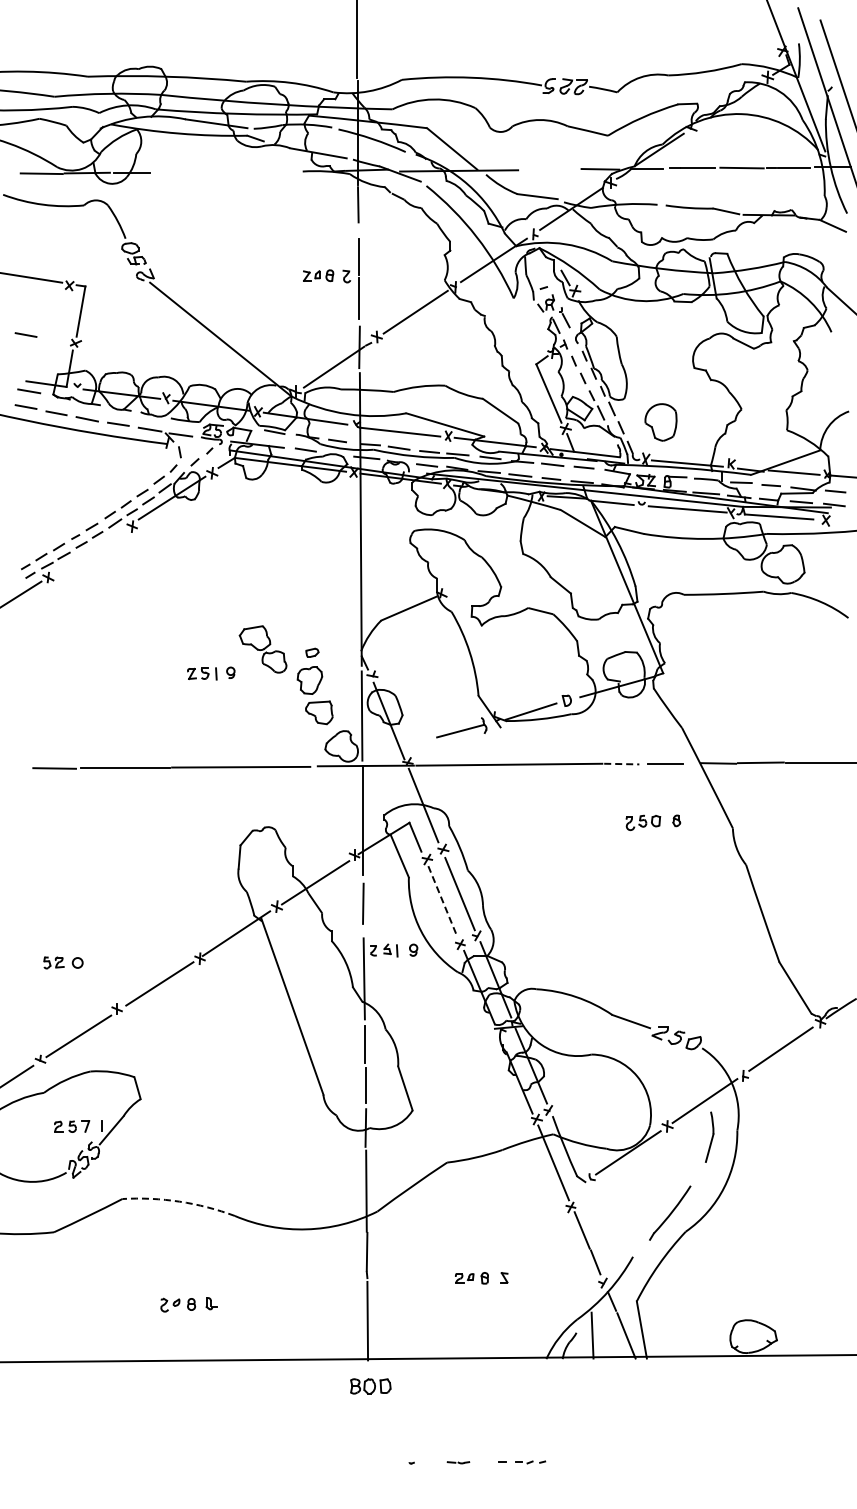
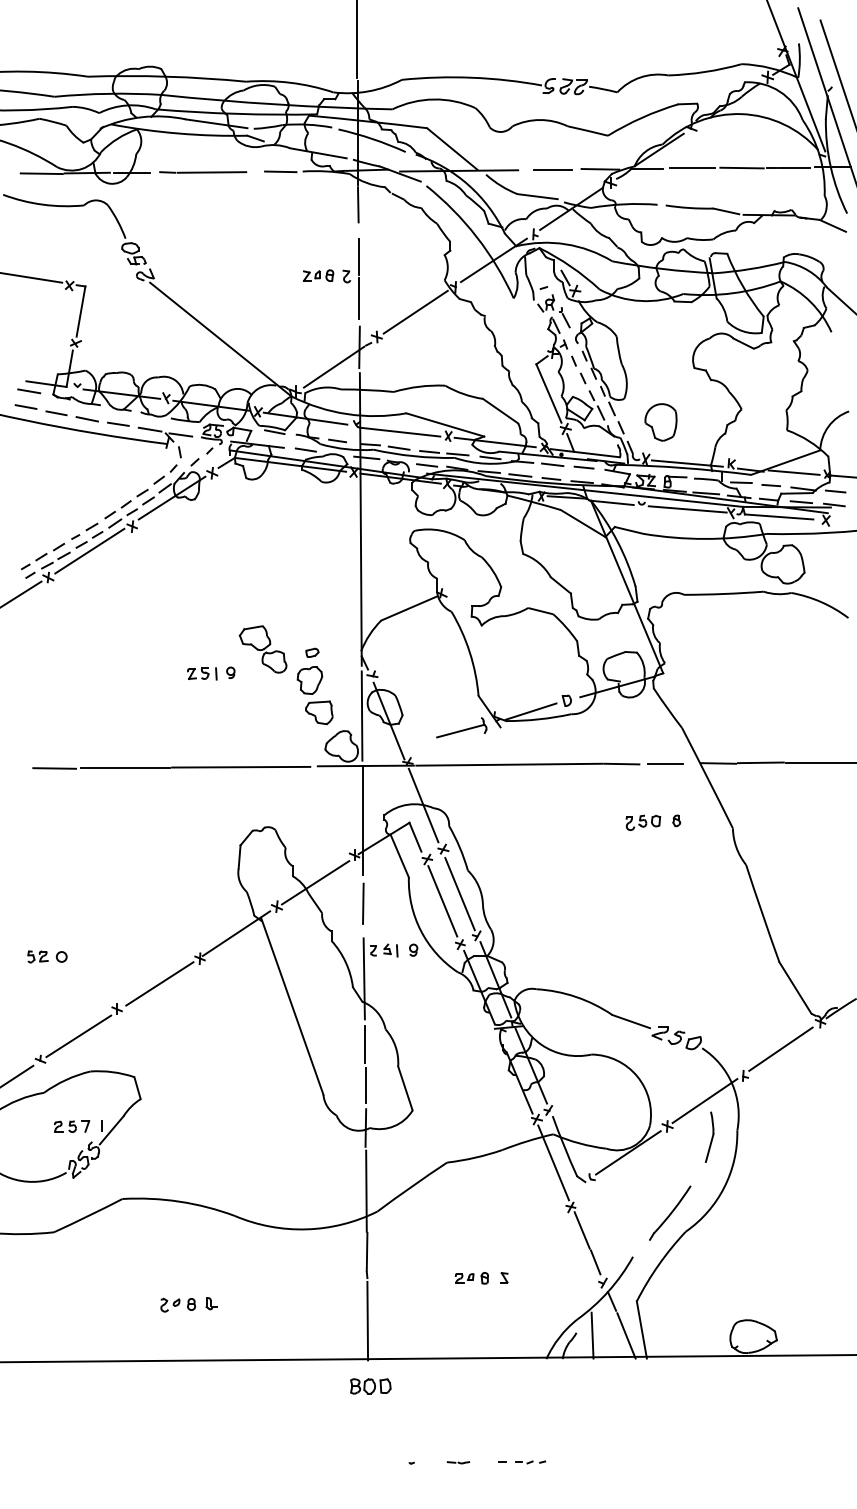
line: none -> present (553, 169)
line: none -> present (280, 171)
line: none -> present (203, 172)
line: present -> none (25, 334)
line: none -> present (89, 550)
line: dashed -> solid (621, 764)
line: dashed -> solid (442, 901)
part position: (63, 962) -> (47, 956) (47, 956)
arc: dashed -> solid (179, 1201)
